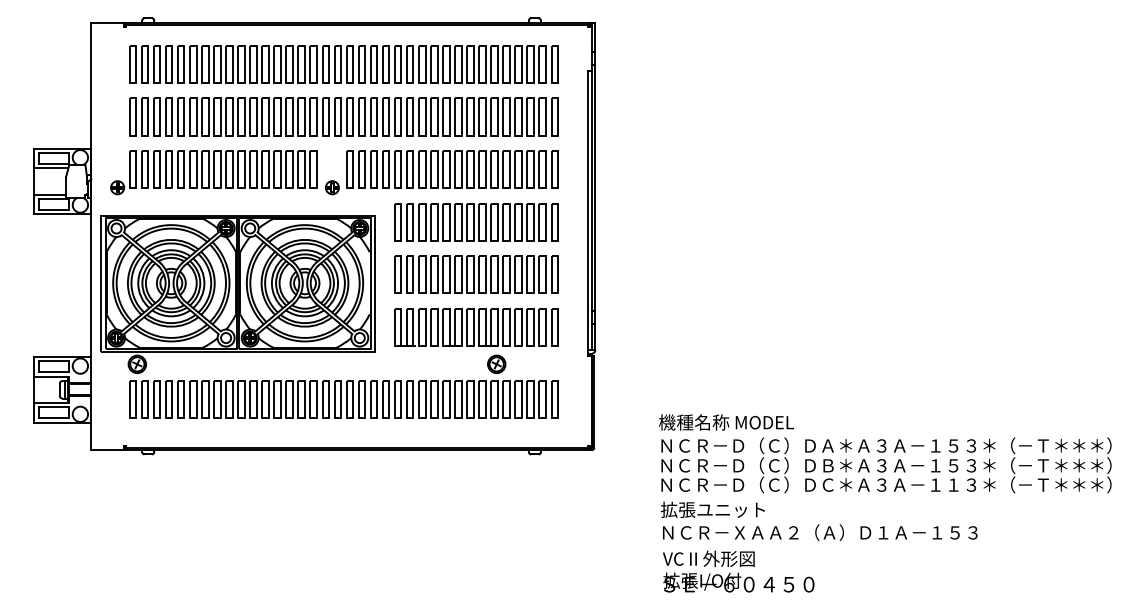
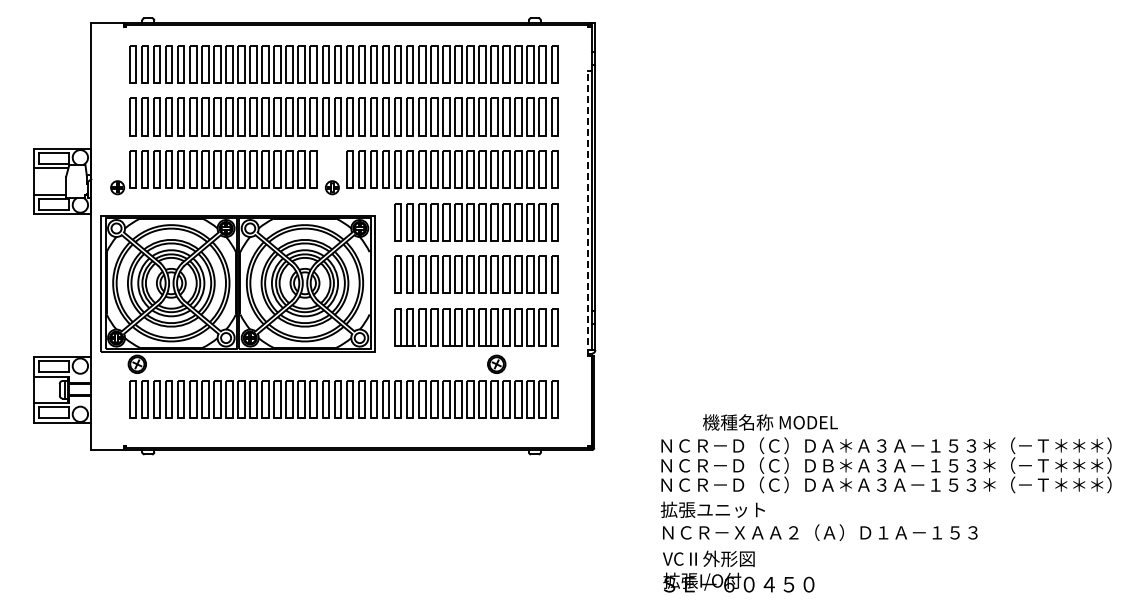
line: solid -> dashed (587, 212)
text position: (726, 422) -> (770, 422) (770, 422)
text: ＮＣＲ－Ｄ（Ｃ）ＤＣ＊Ａ３Ａ－１１３＊（－Ｔ＊＊＊） -> ＮＣＲ－Ｄ（Ｃ）ＤＡ＊Ａ３Ａ－１５３＊（－Ｔ＊＊＊） (890, 484)
